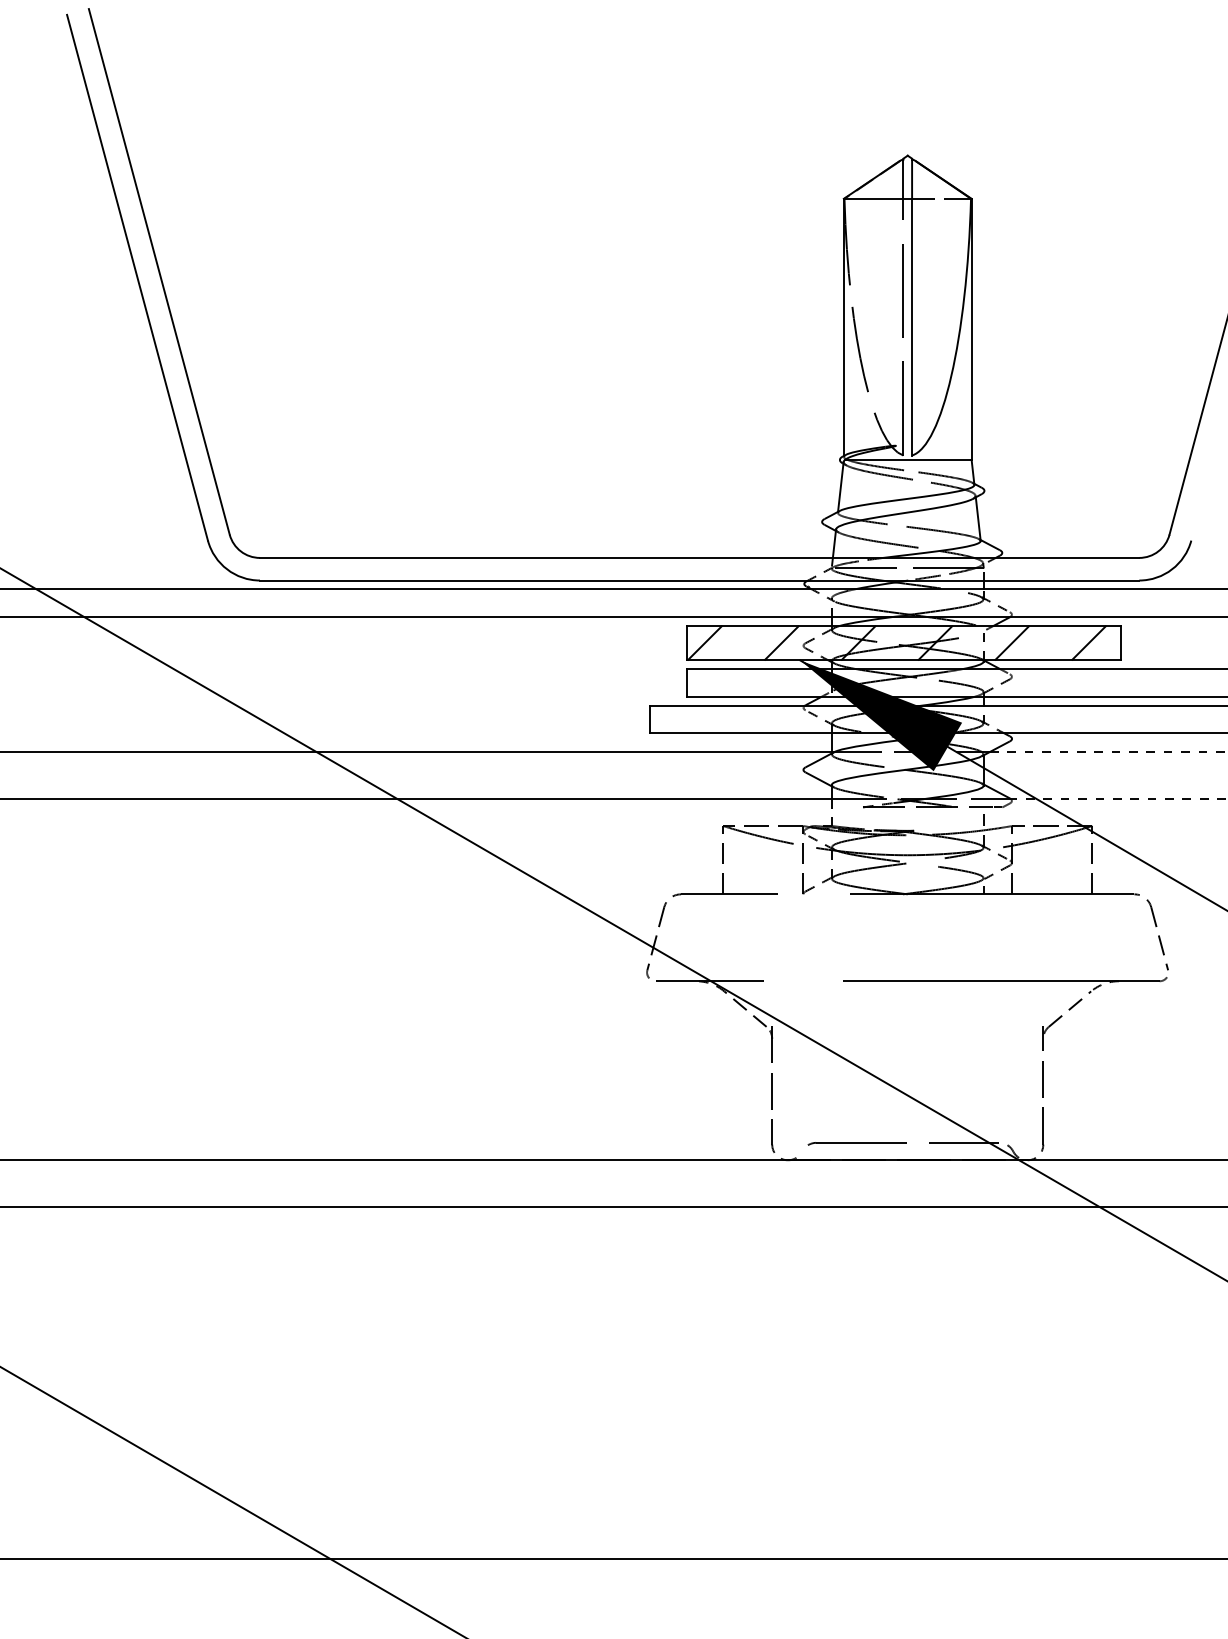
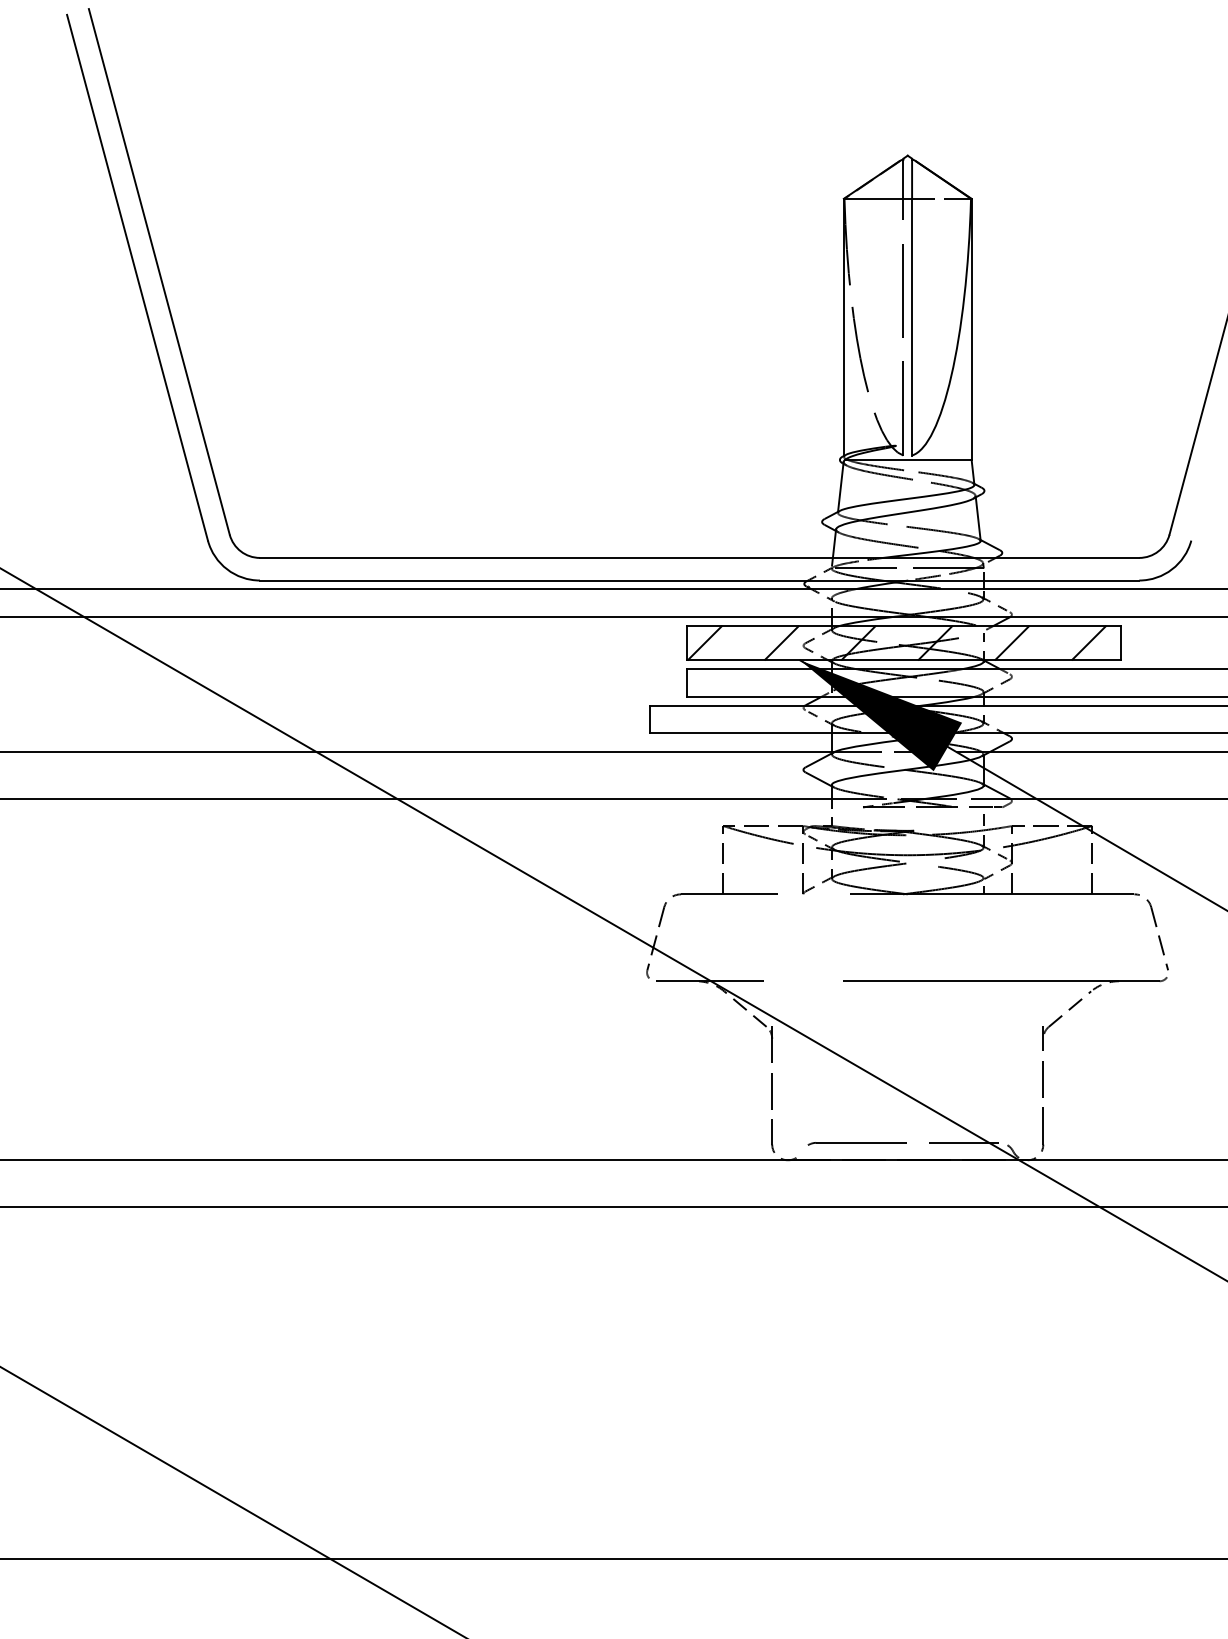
line: dashed -> solid (1108, 751)
line: dashed -> solid (1118, 798)
